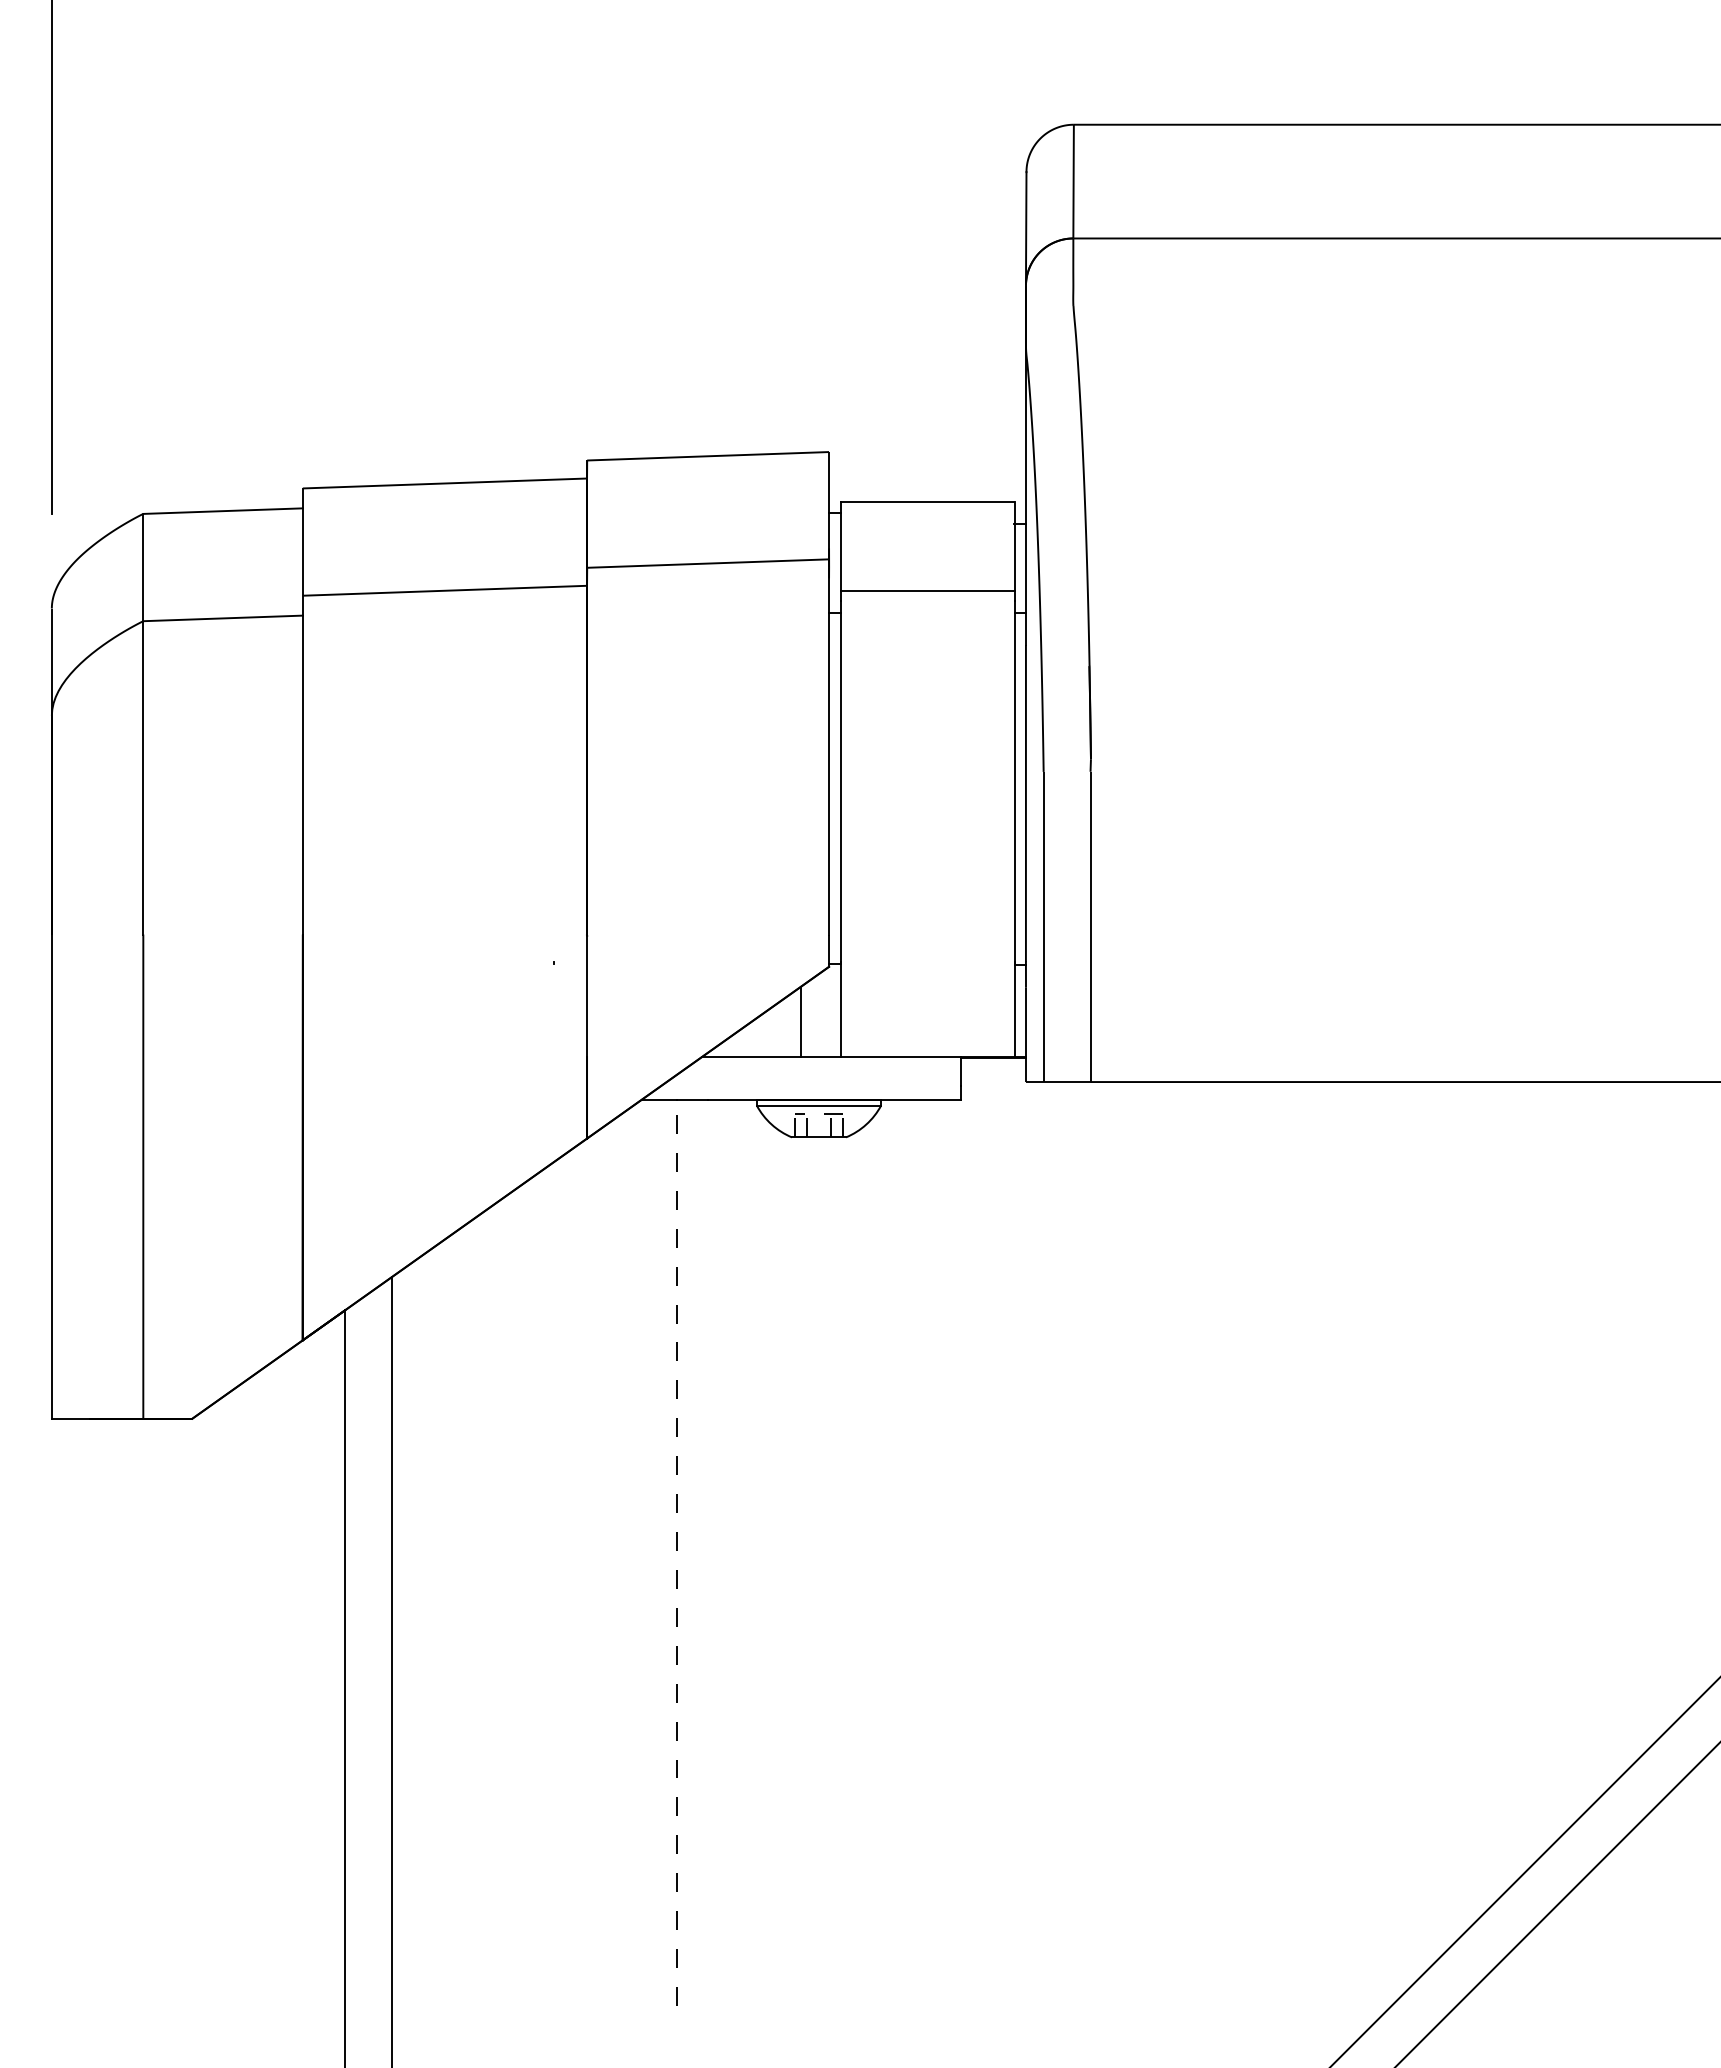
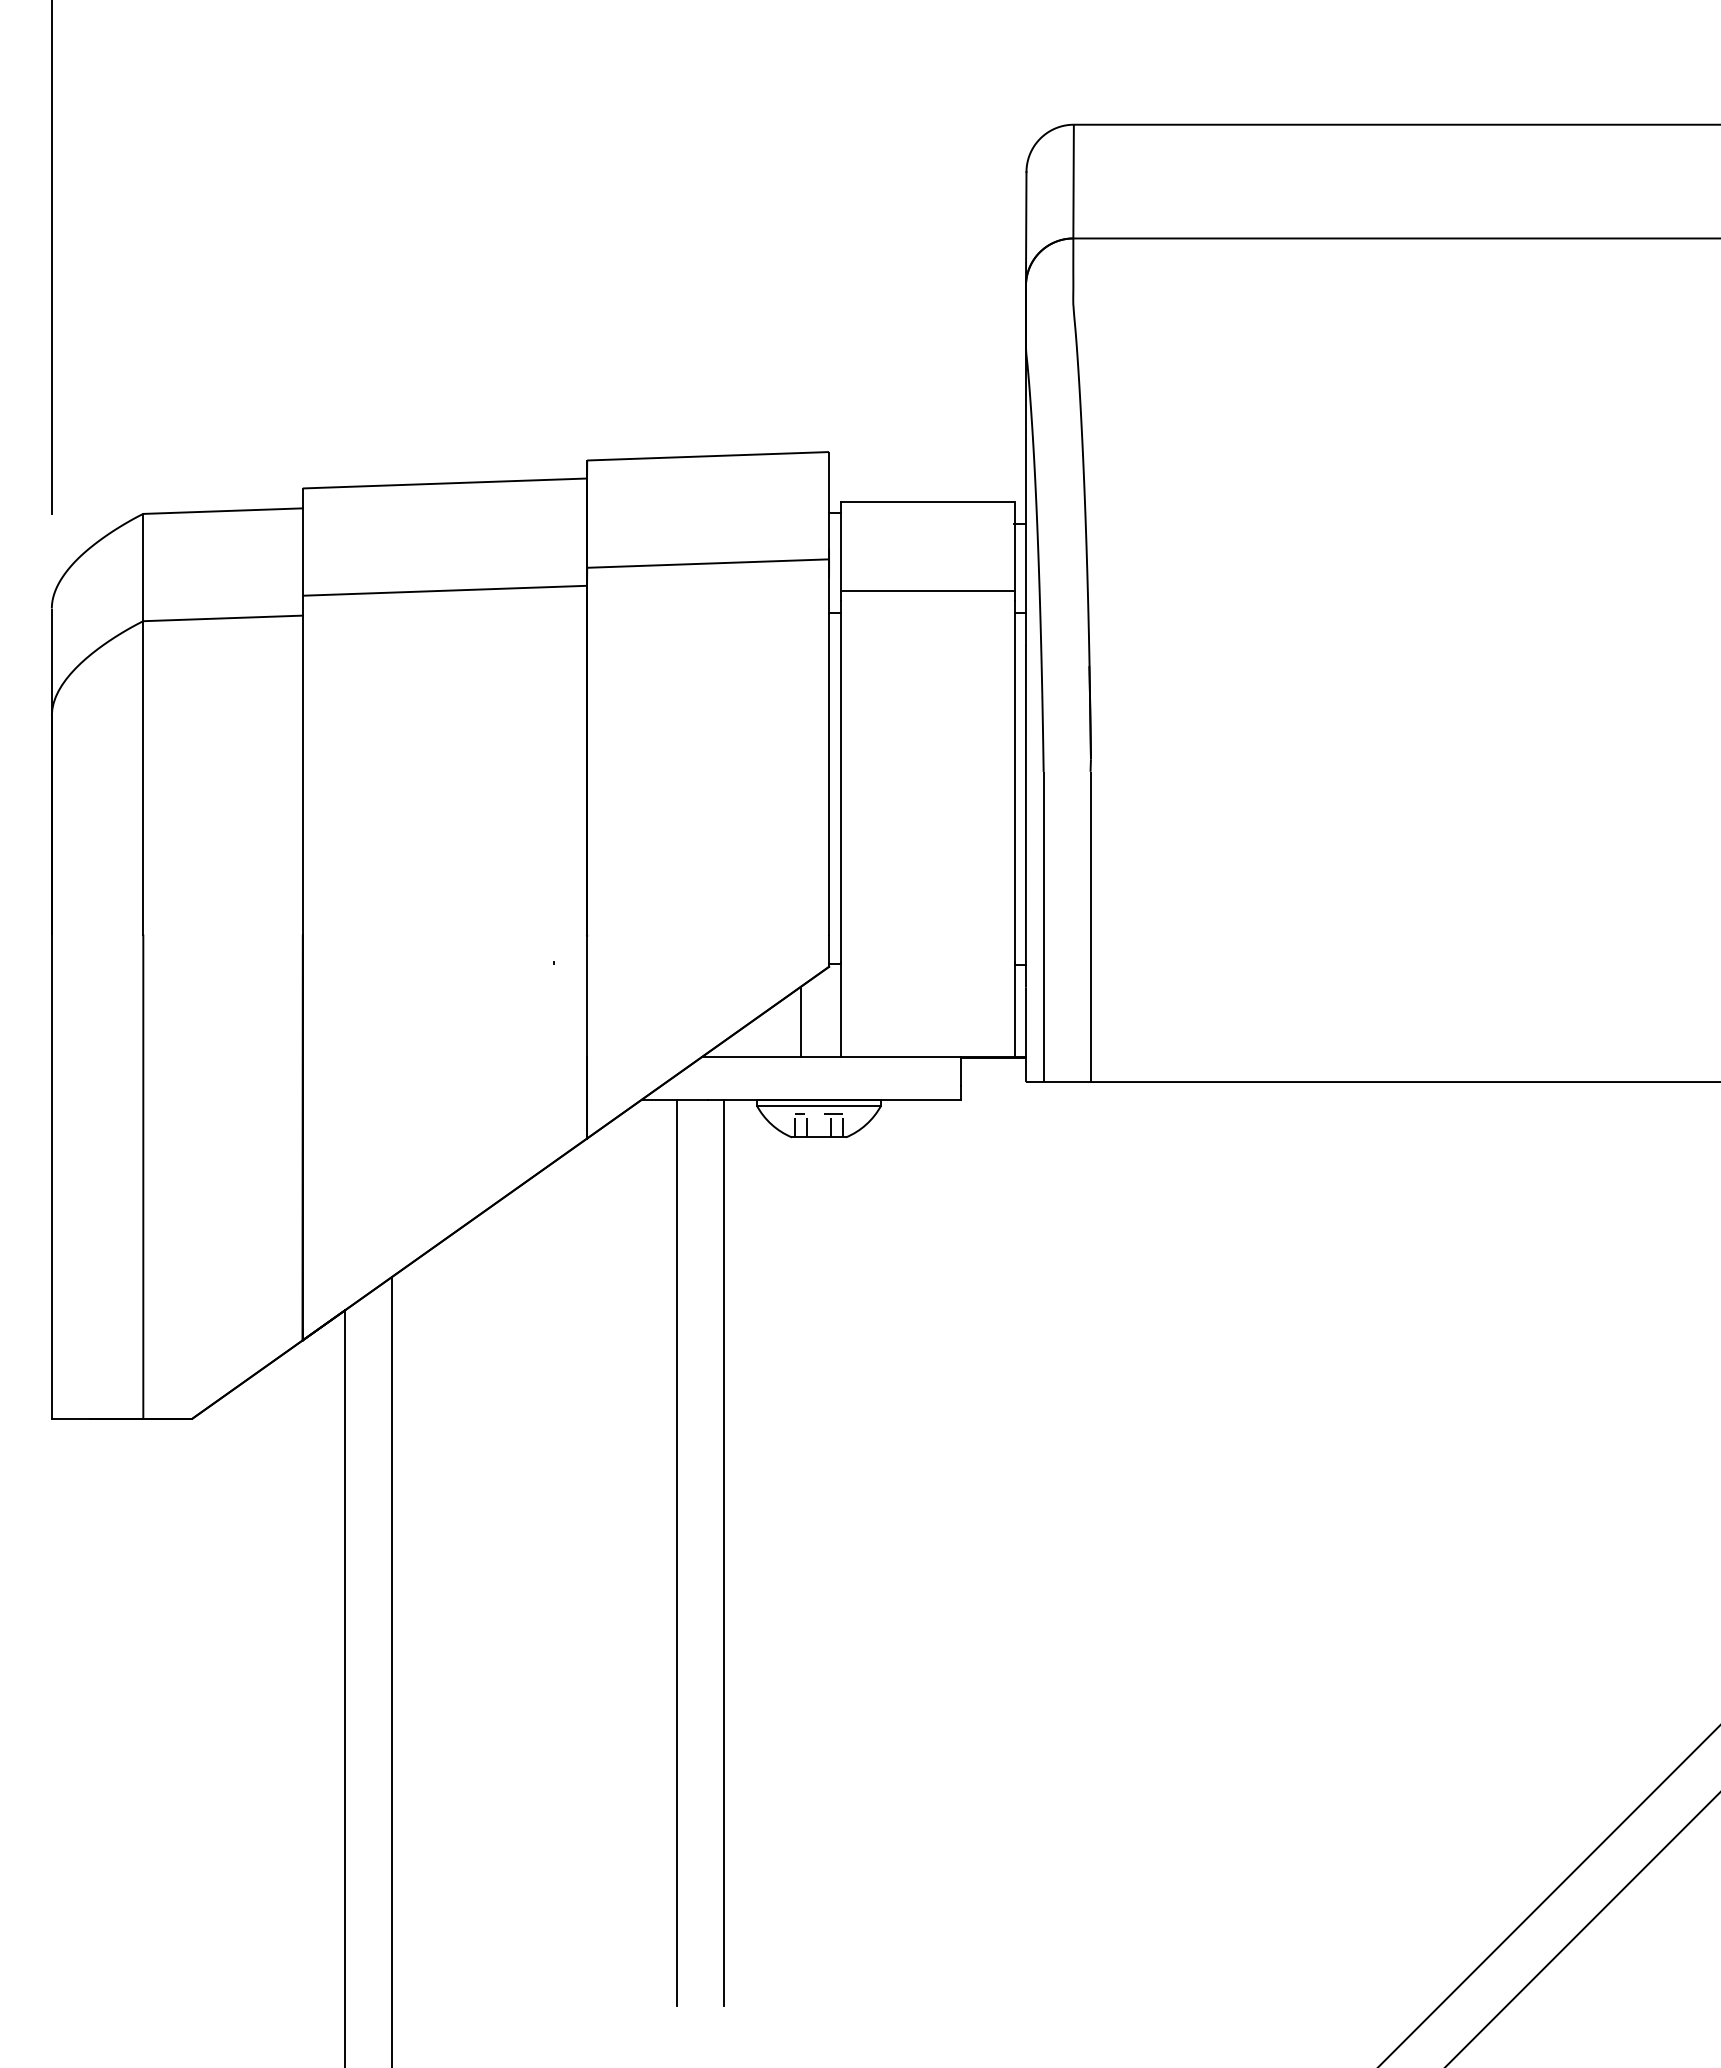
line: dashed -> solid (676, 1552)
line: none -> present (724, 1552)
line position: (1525, 1871) -> (1549, 1895) (1549, 1895)
line position: (1557, 1904) -> (1582, 1929) (1582, 1929)
